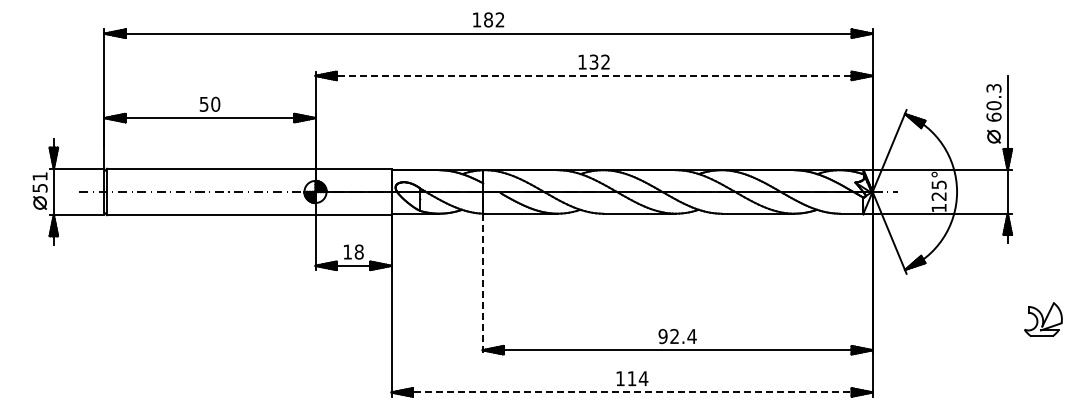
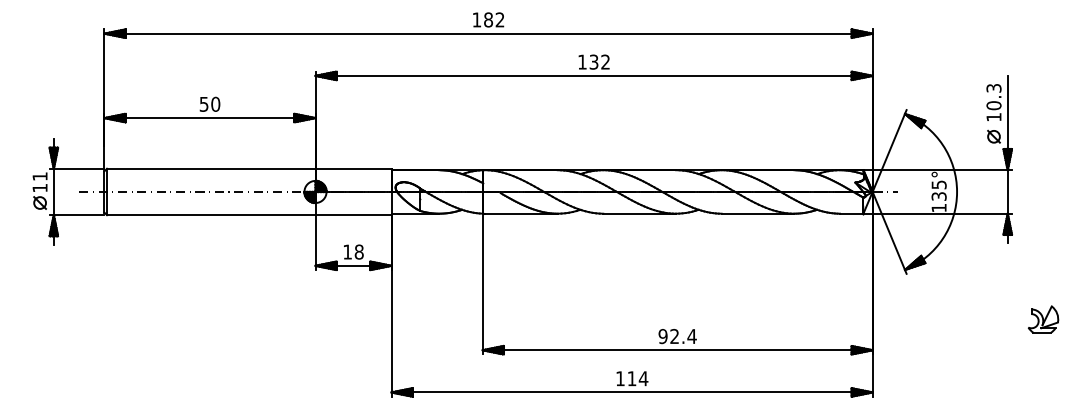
line: dashed -> solid (594, 75)
text: 60.3 -> 10.3 (993, 116)
text: 51 -> 11 (39, 188)
text: 125° -> 135° (939, 196)
line: dashed -> solid (482, 284)
part size: 39x35 px -> 33x29 px (1043, 319)
line: dashed -> solid (632, 392)
